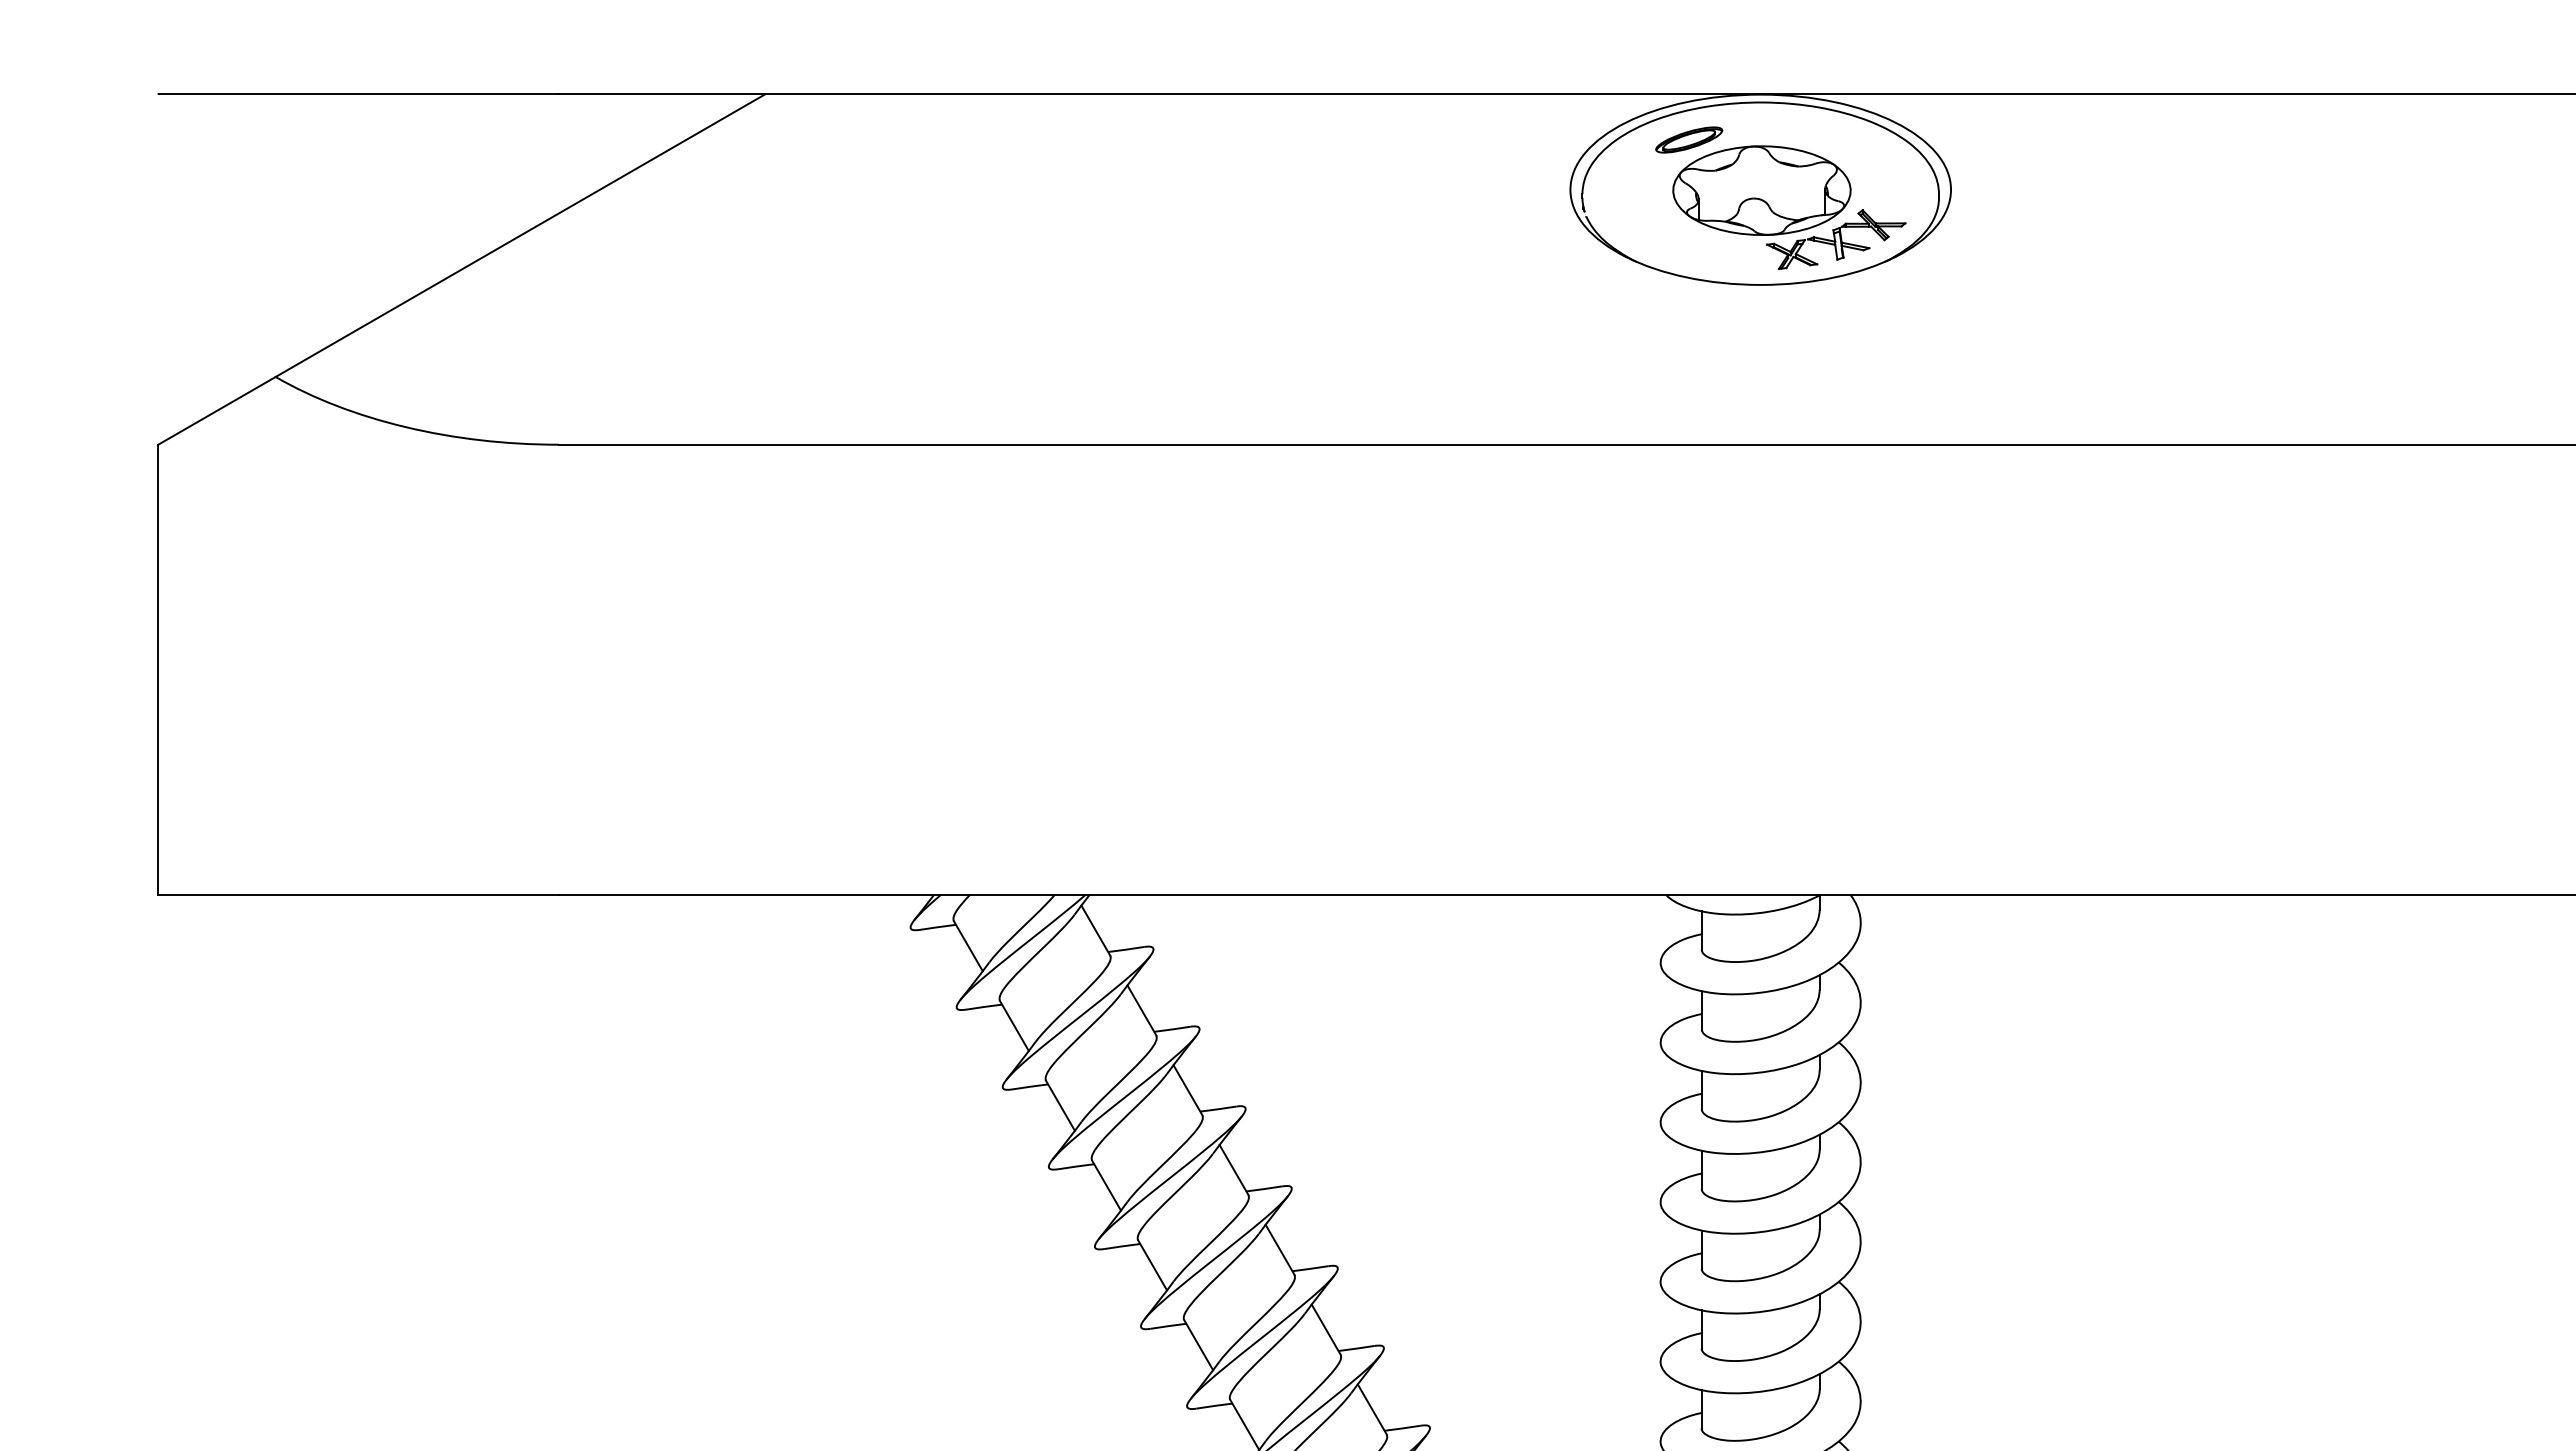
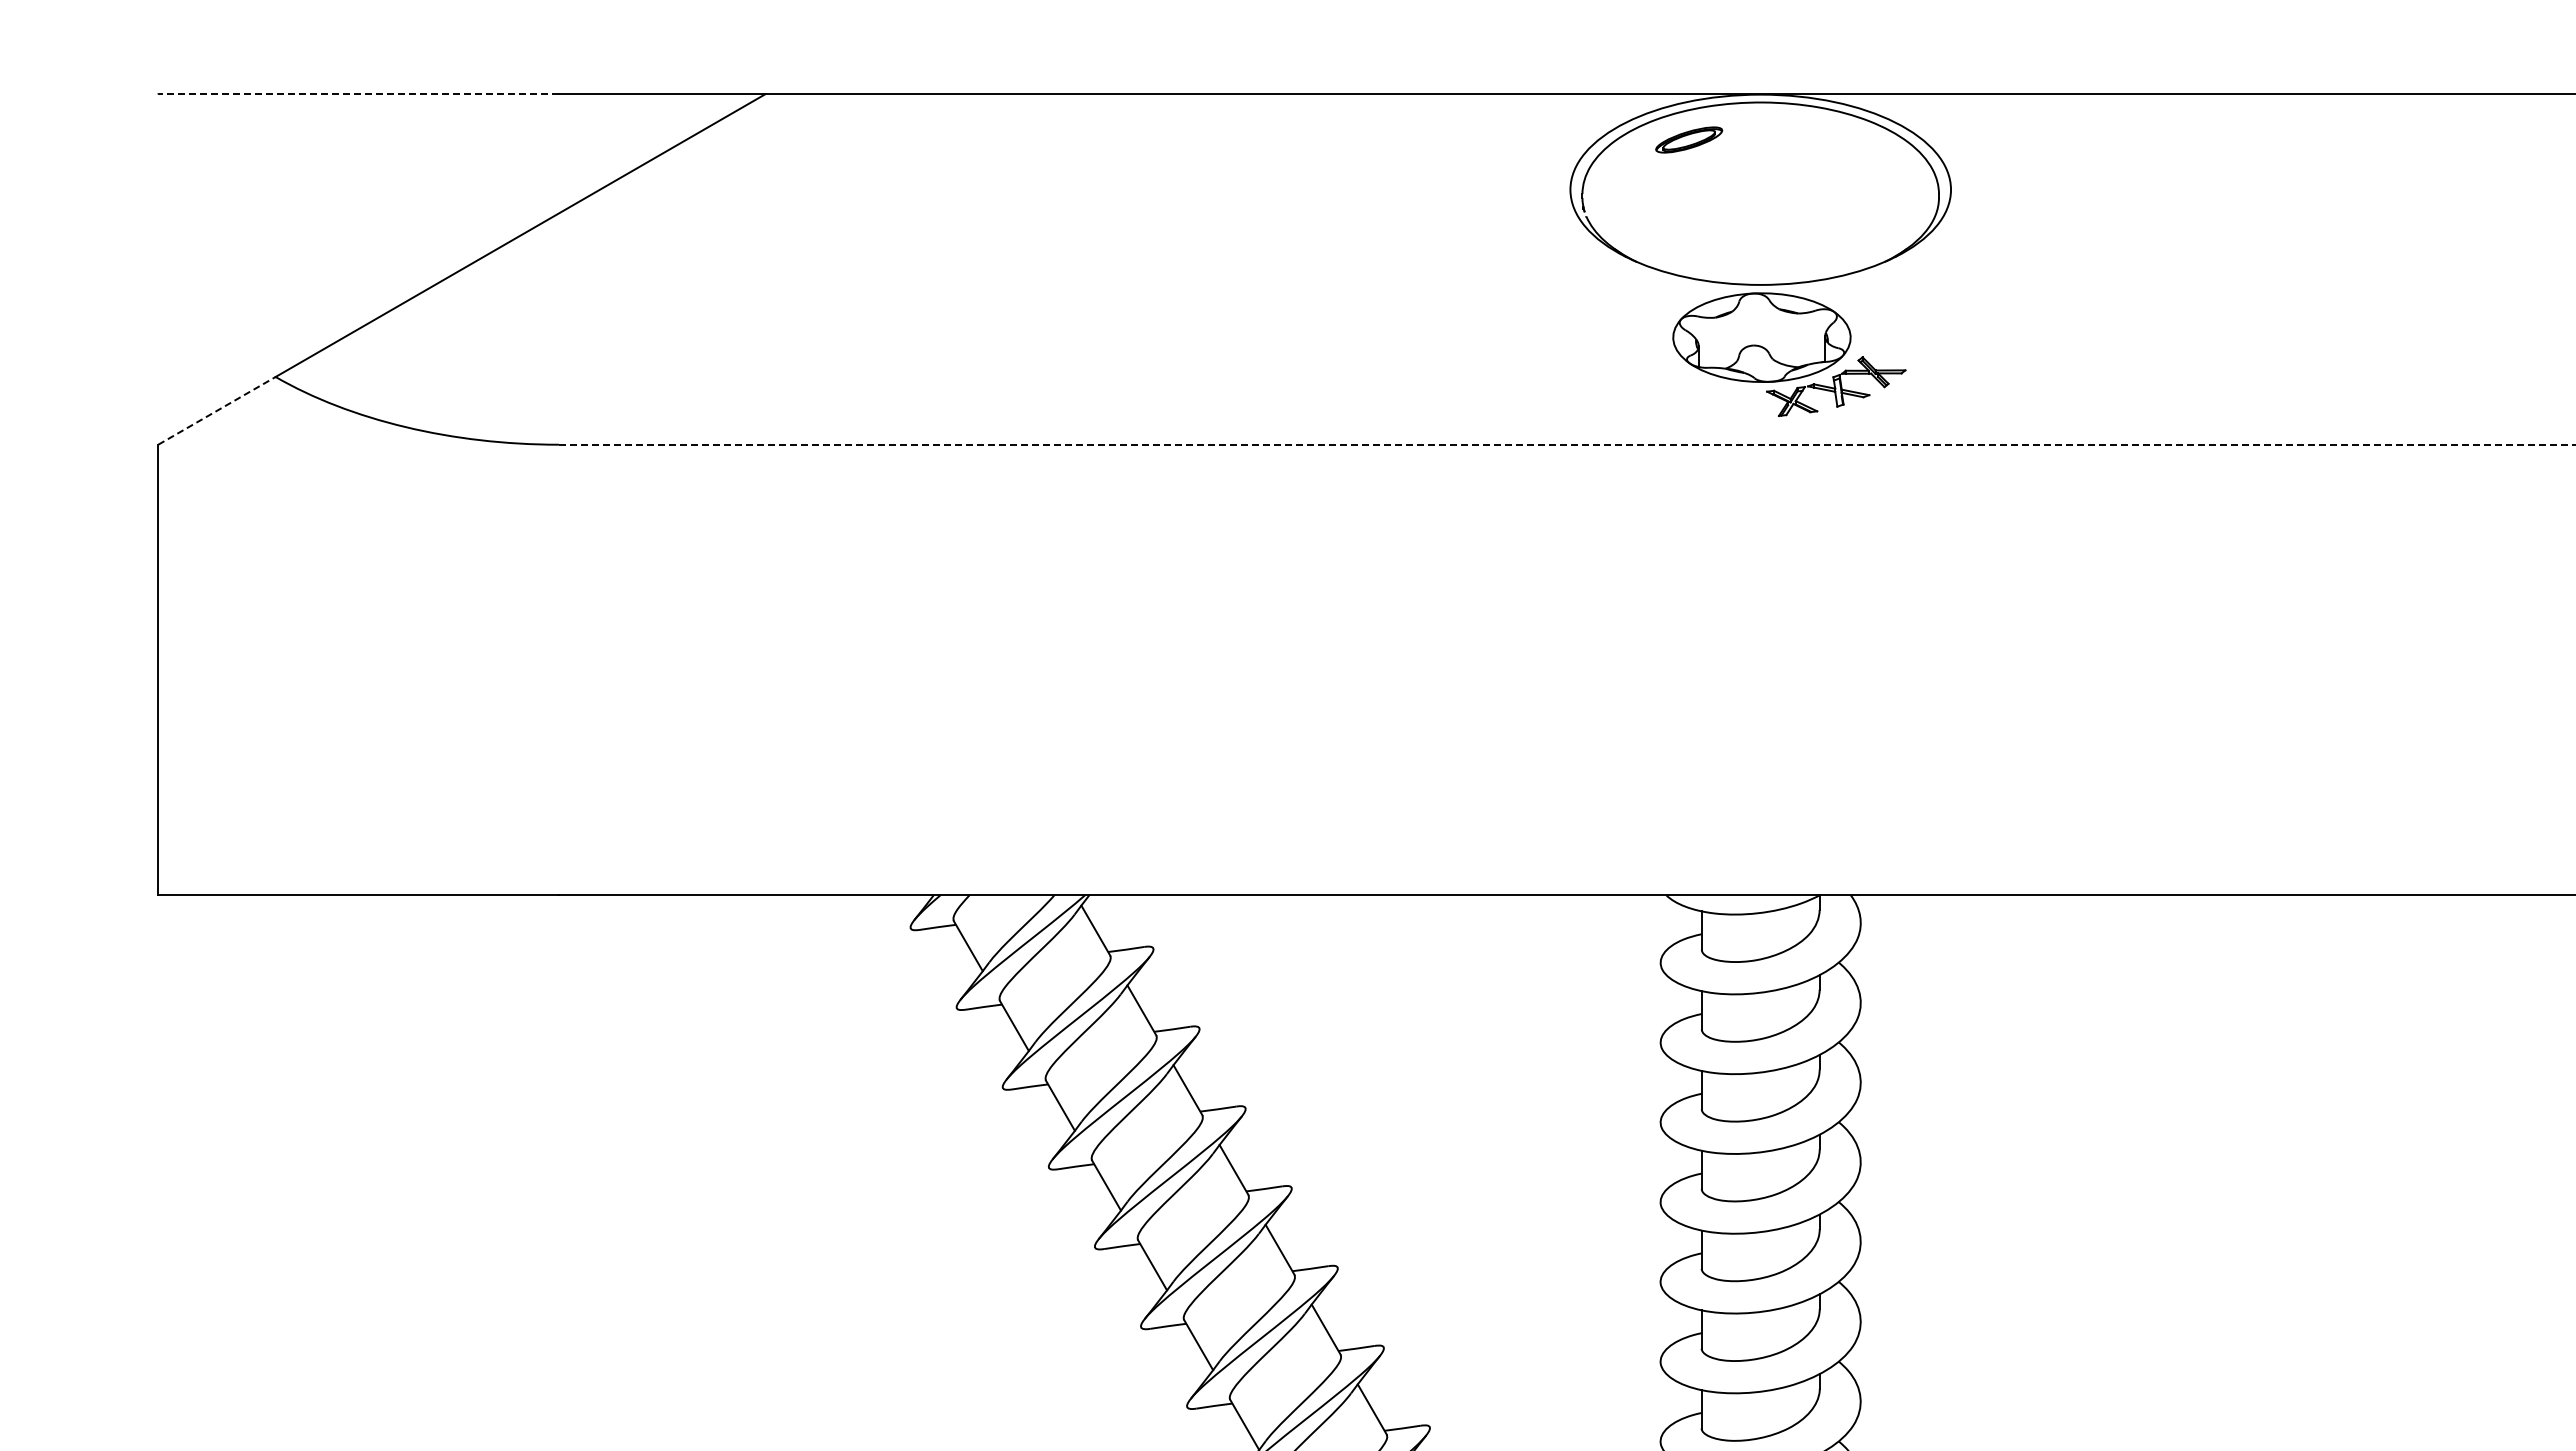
line: solid -> dashed (359, 94)
part position: (1789, 207) -> (1789, 354) (1789, 354)
line: solid -> dashed (216, 410)
line: solid -> dashed (1567, 444)
